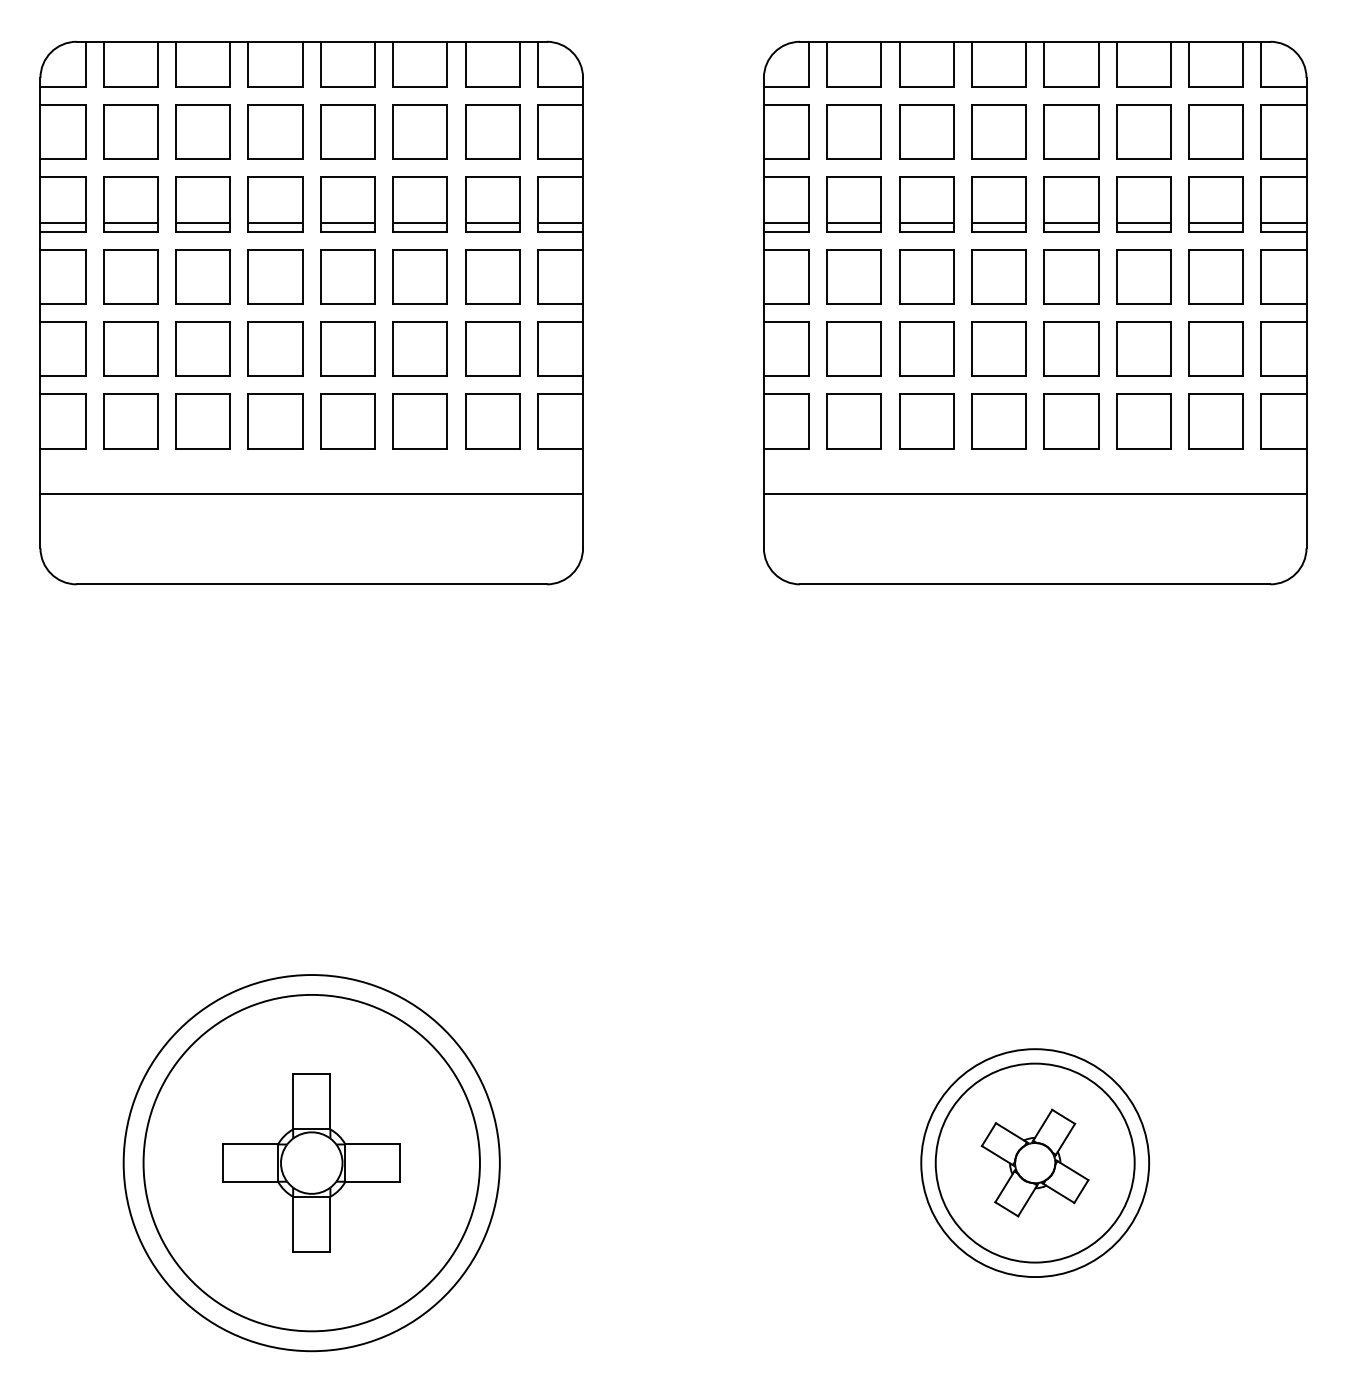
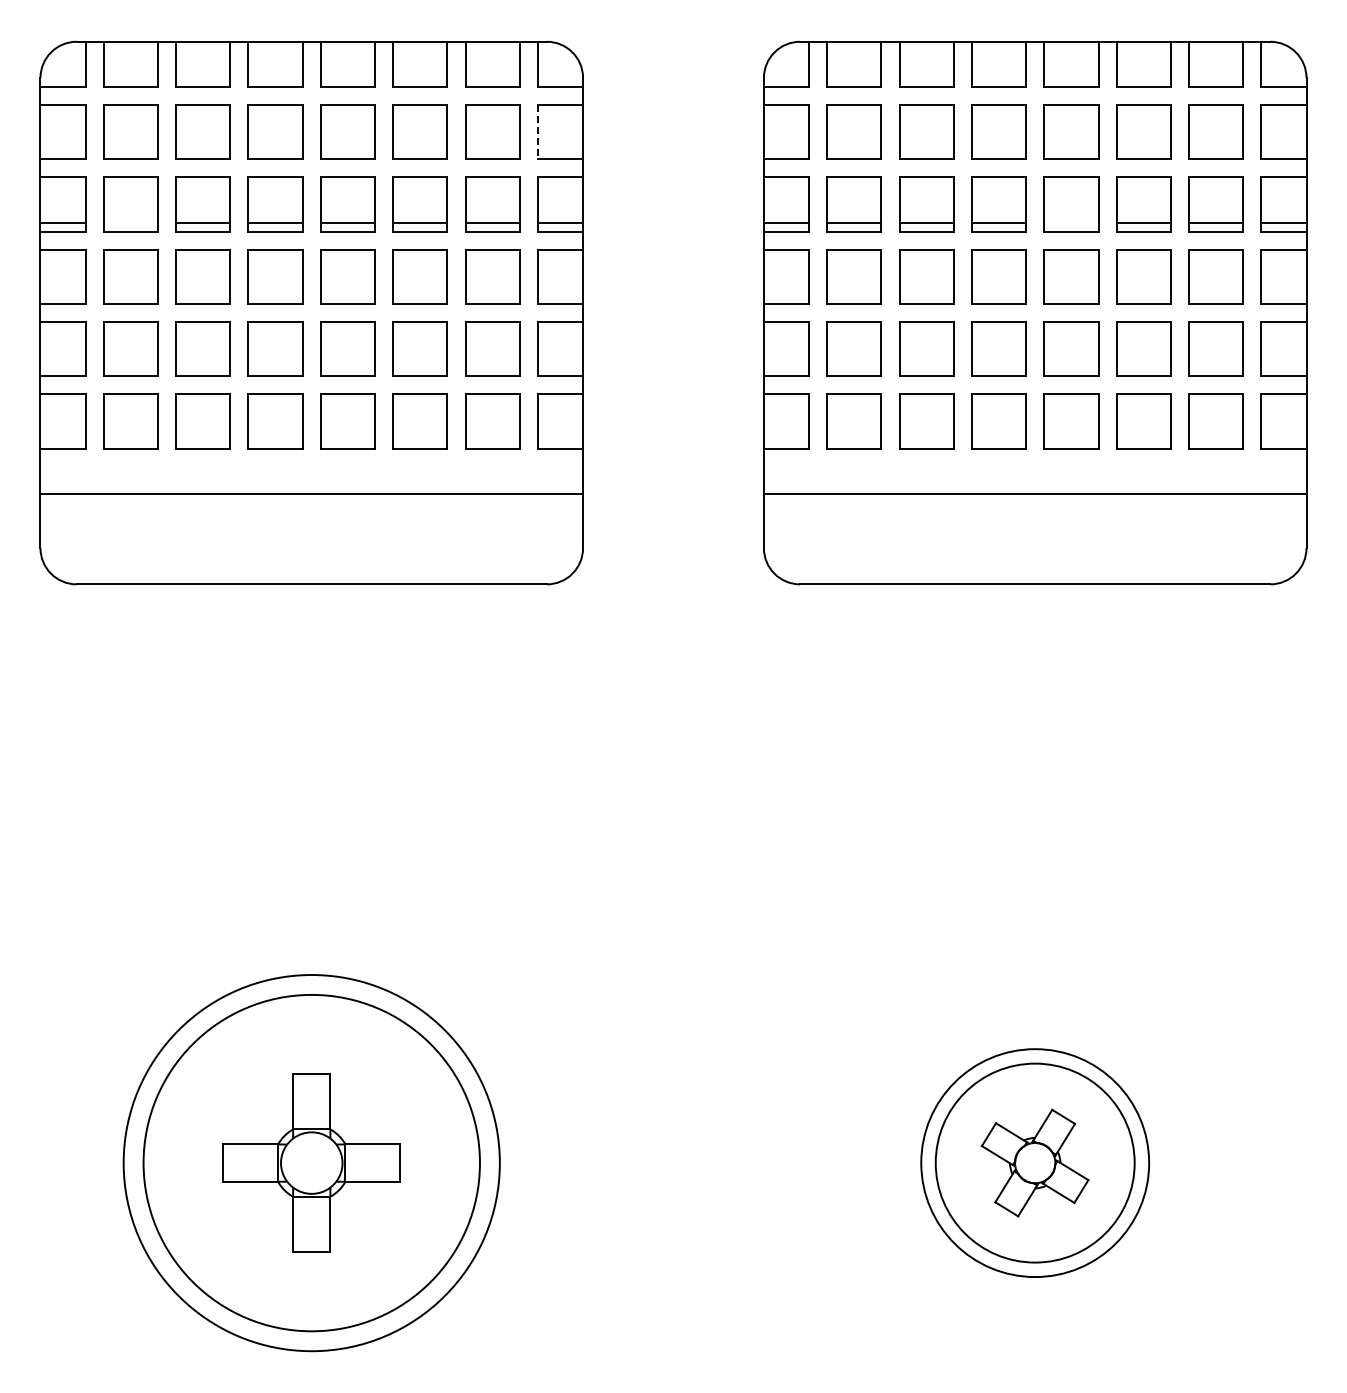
line: solid -> dashed (537, 132)
line: present -> none (130, 222)
line: present -> none (1071, 222)
